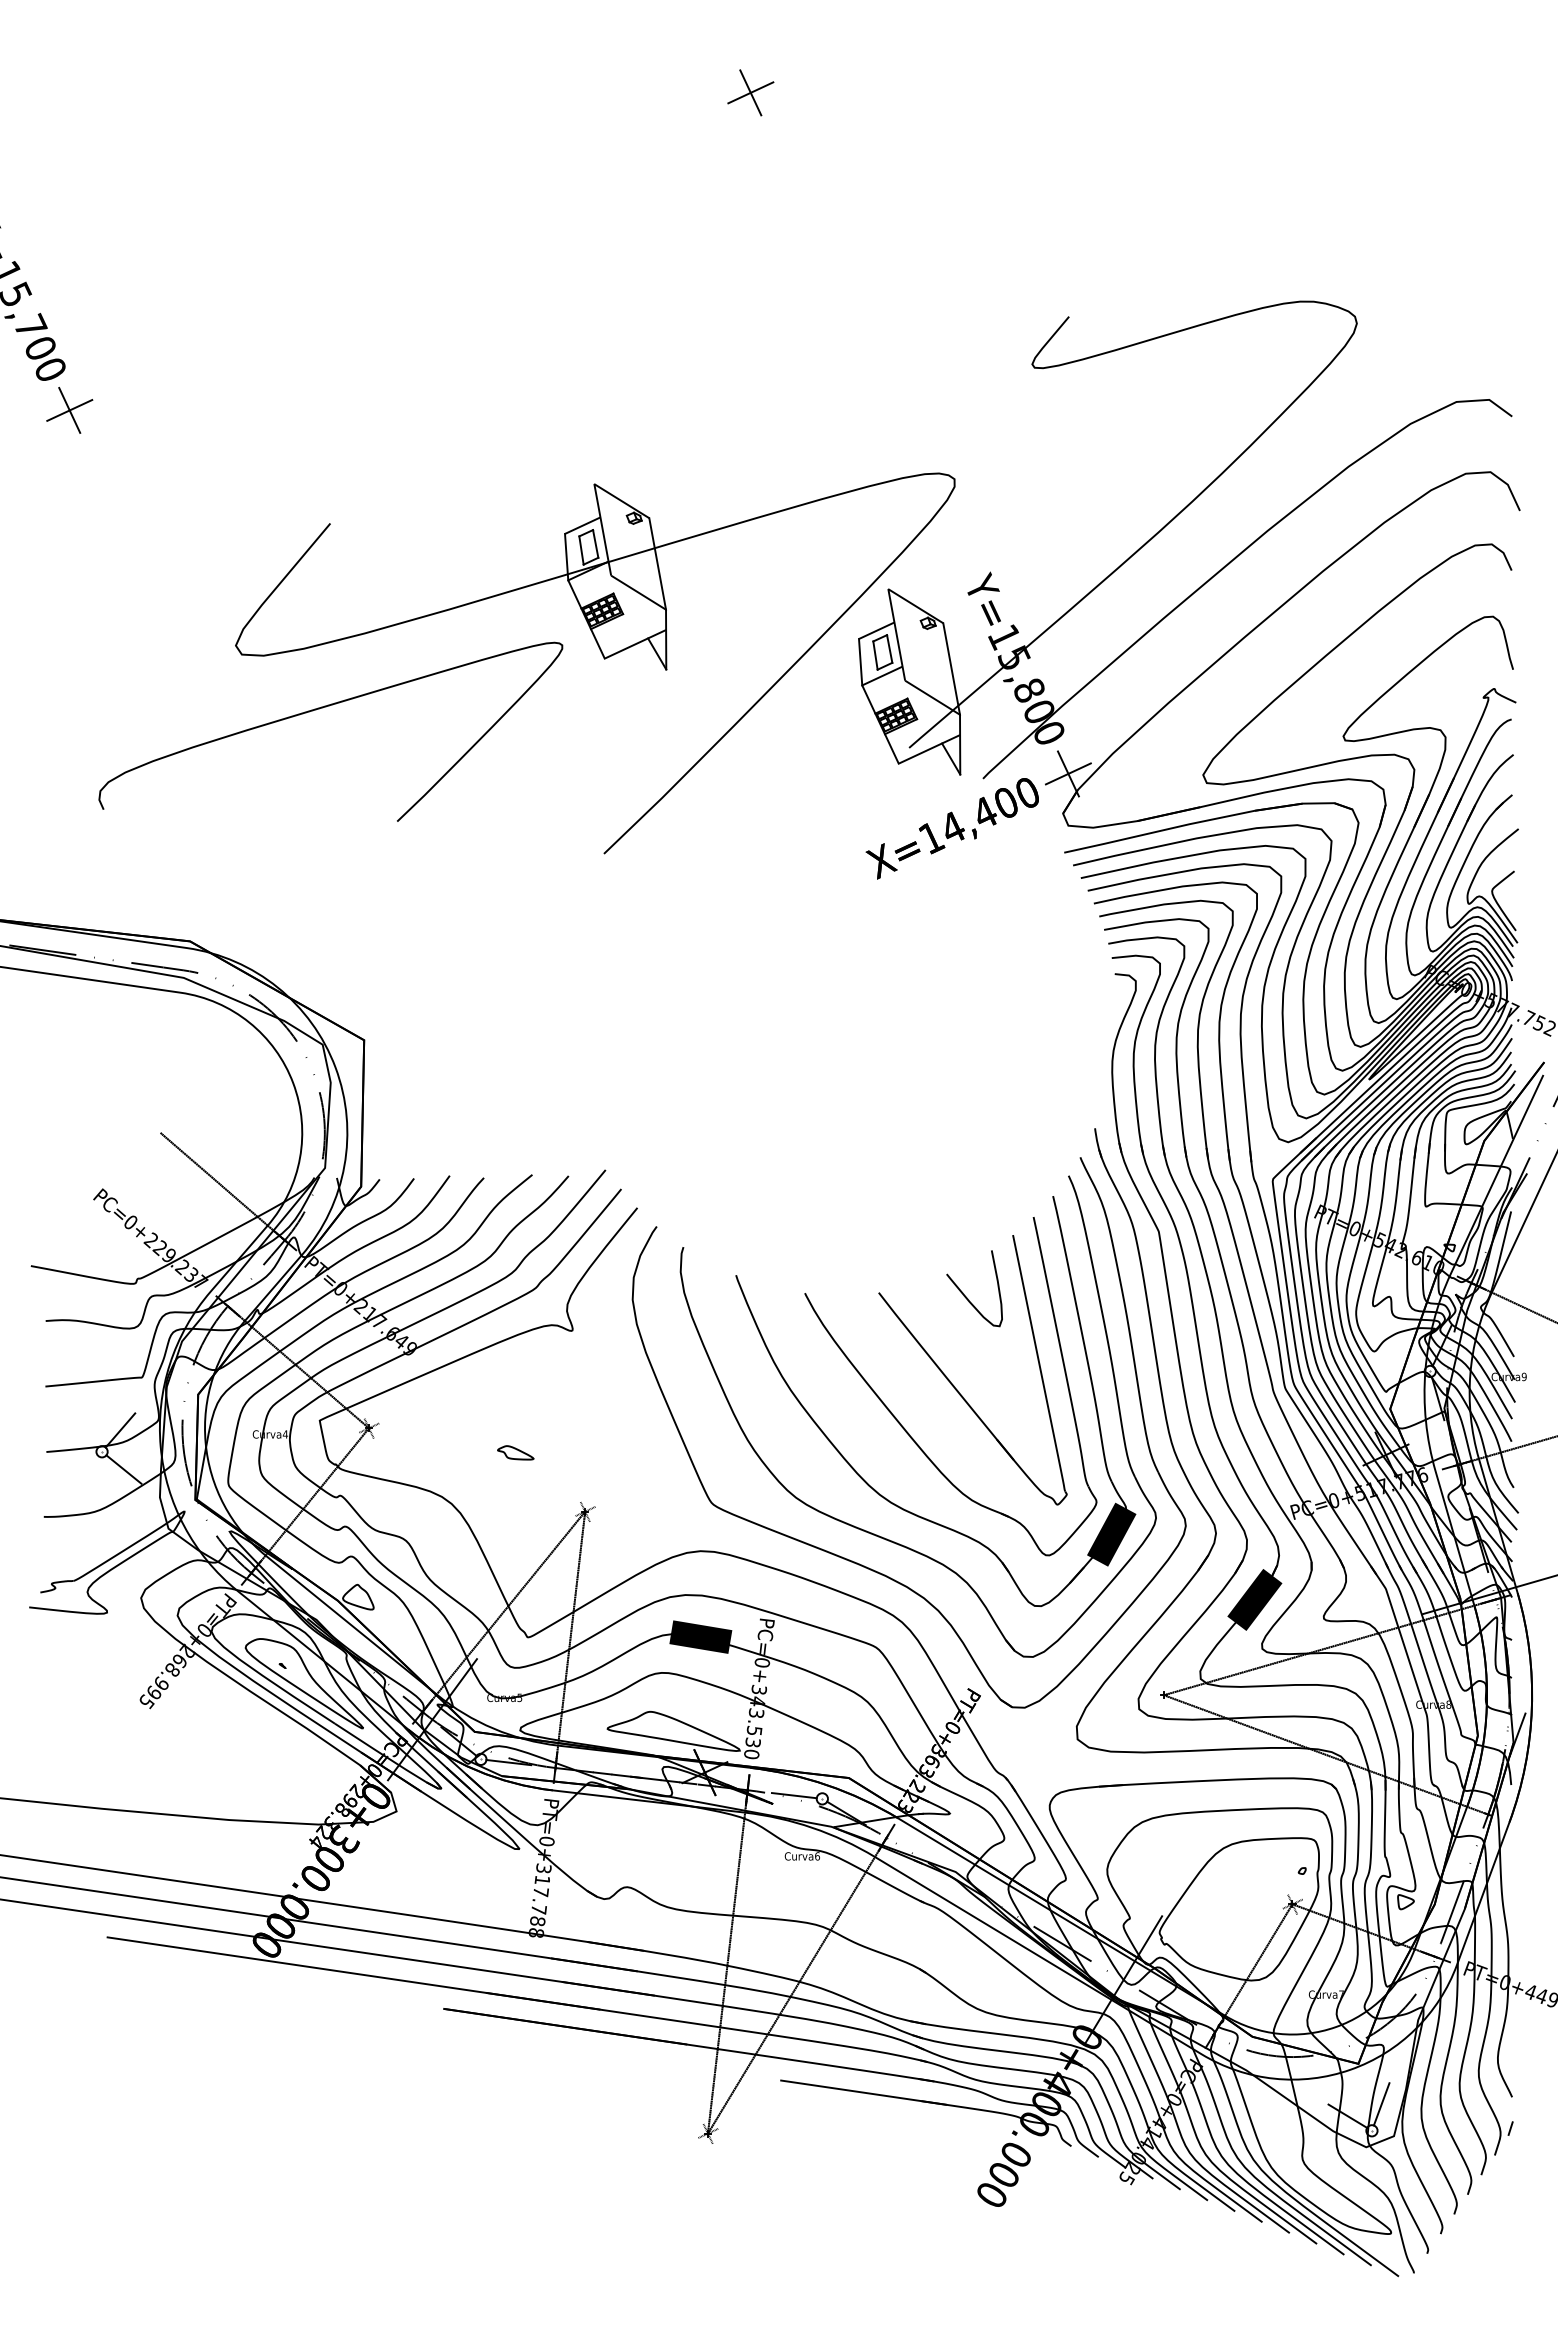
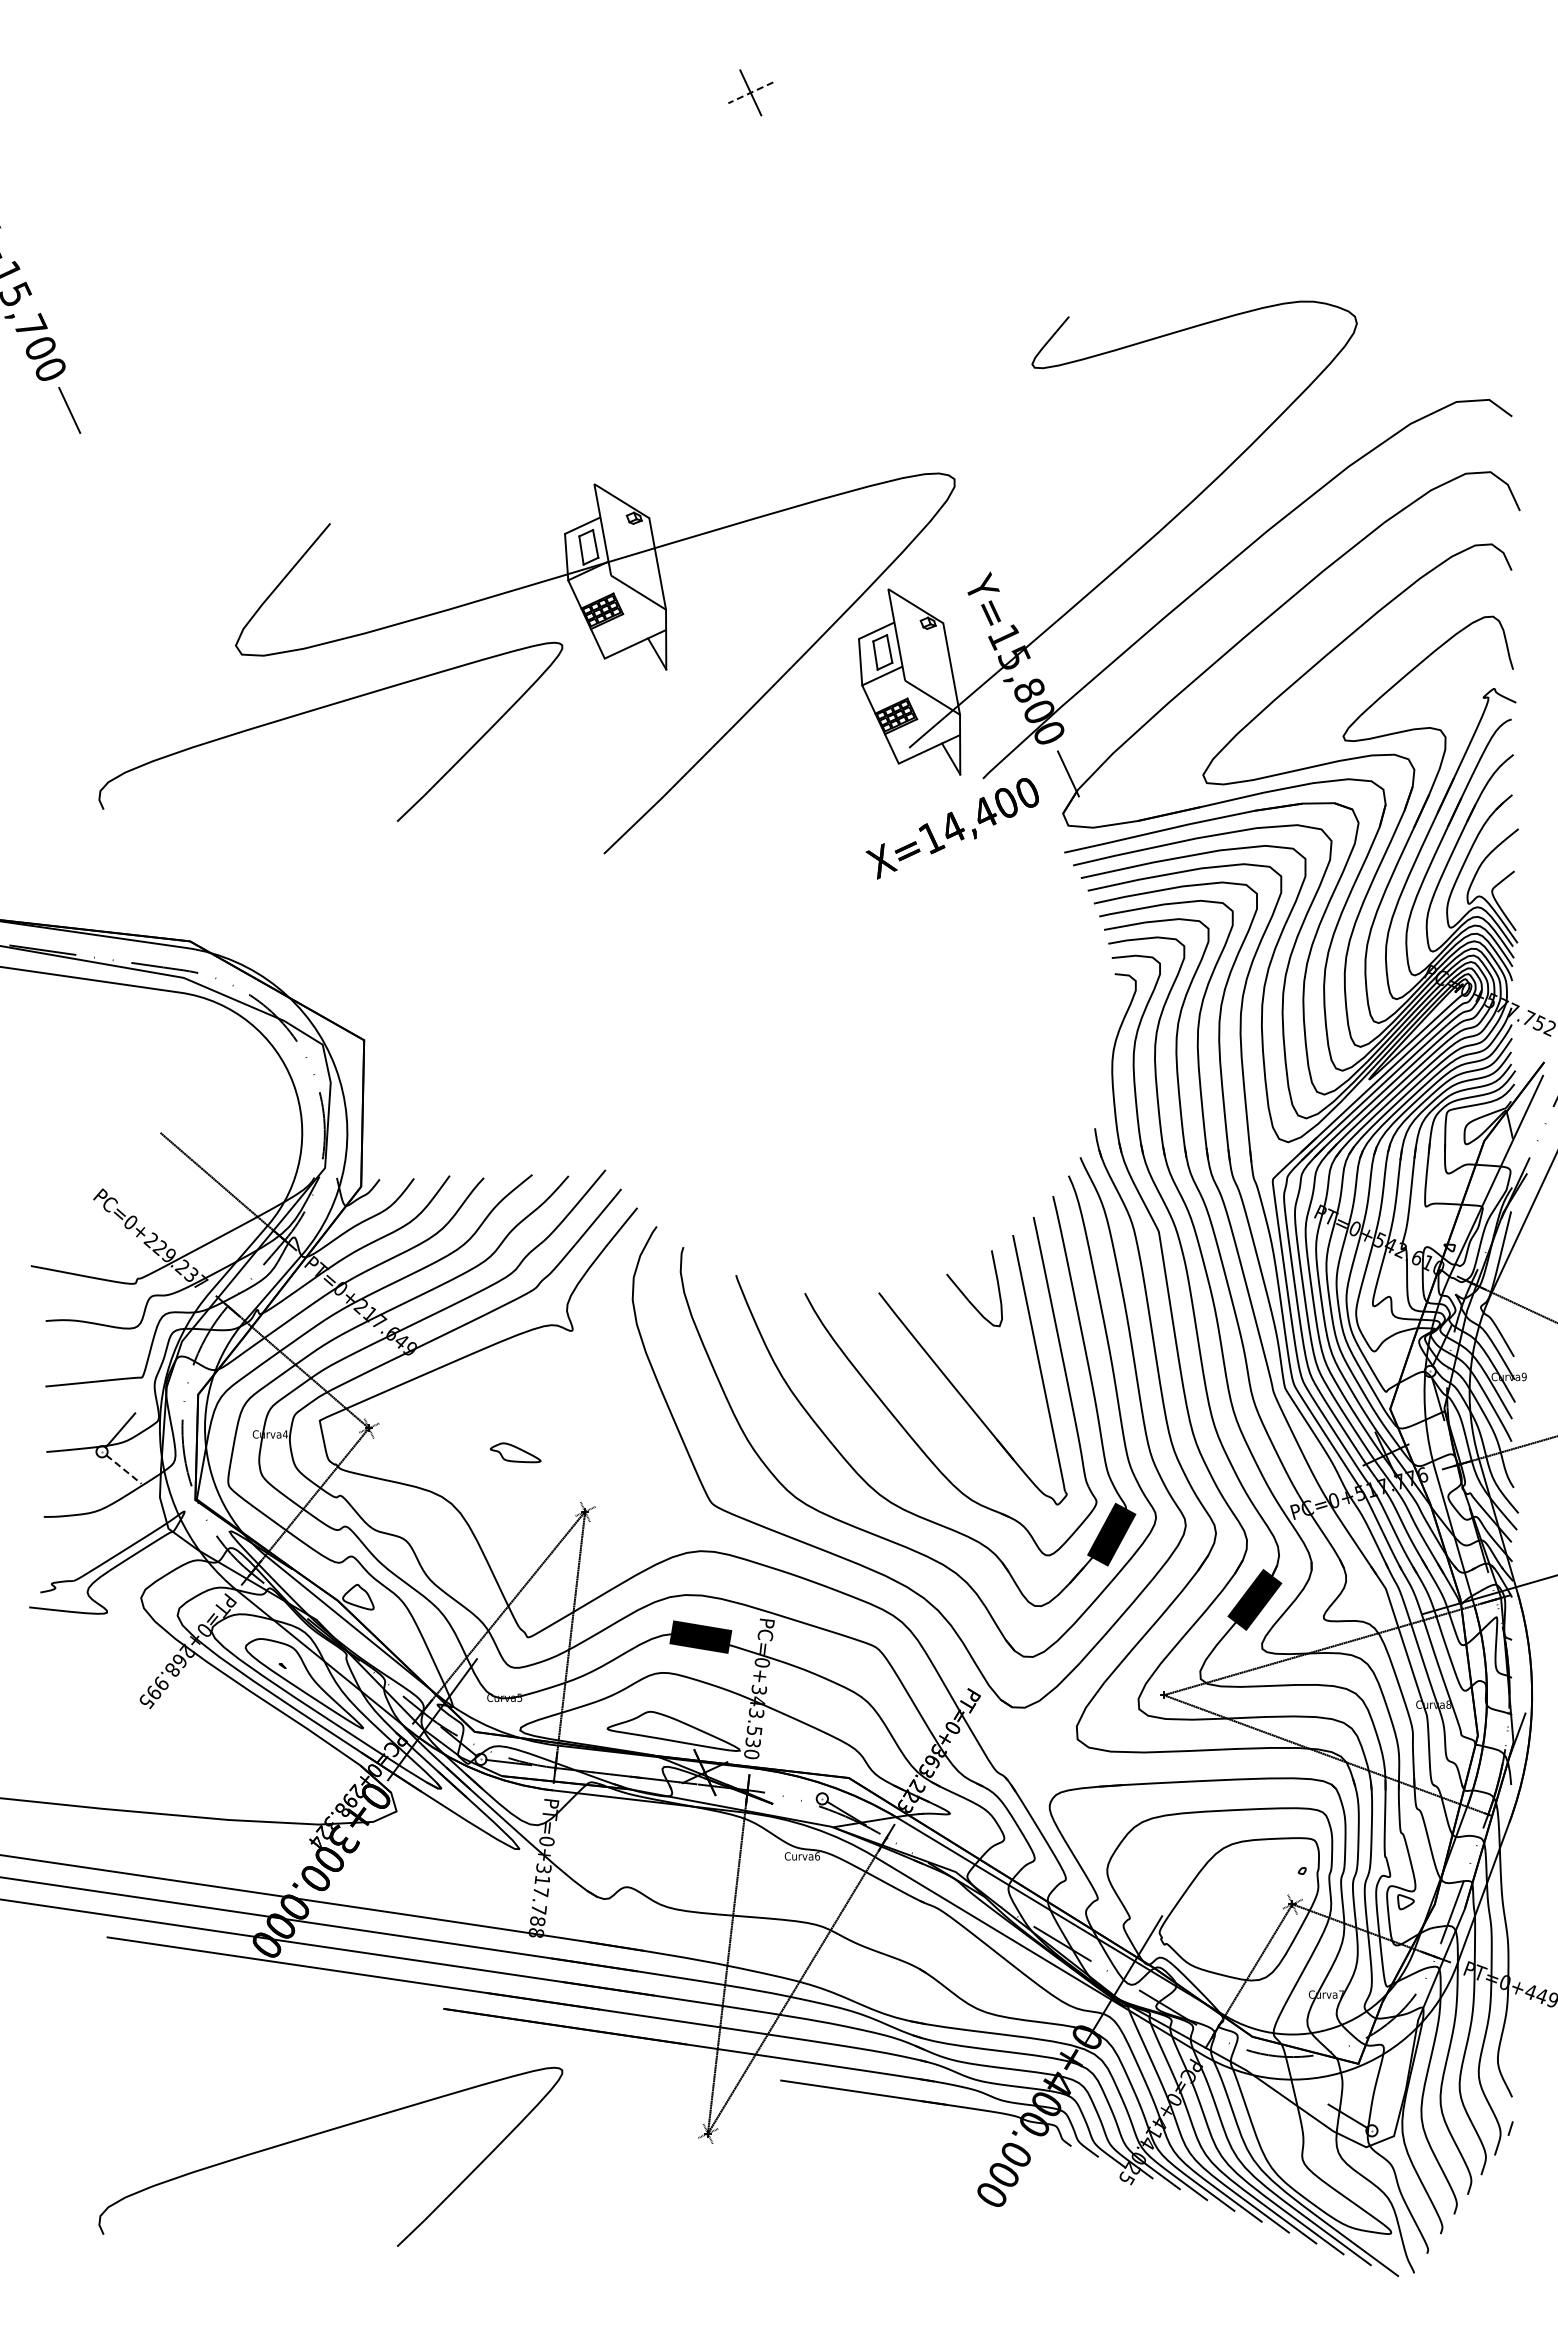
line: solid -> dashed (750, 92)
line: present -> none (69, 410)
line: present -> none (1067, 773)
part size: 38x16 px -> 53x22 px (515, 1452)
line: solid -> dashed (123, 1469)
line: present -> none (793, 1795)
line: present -> none (1381, 2104)
curve: none -> present (326, 2132)
